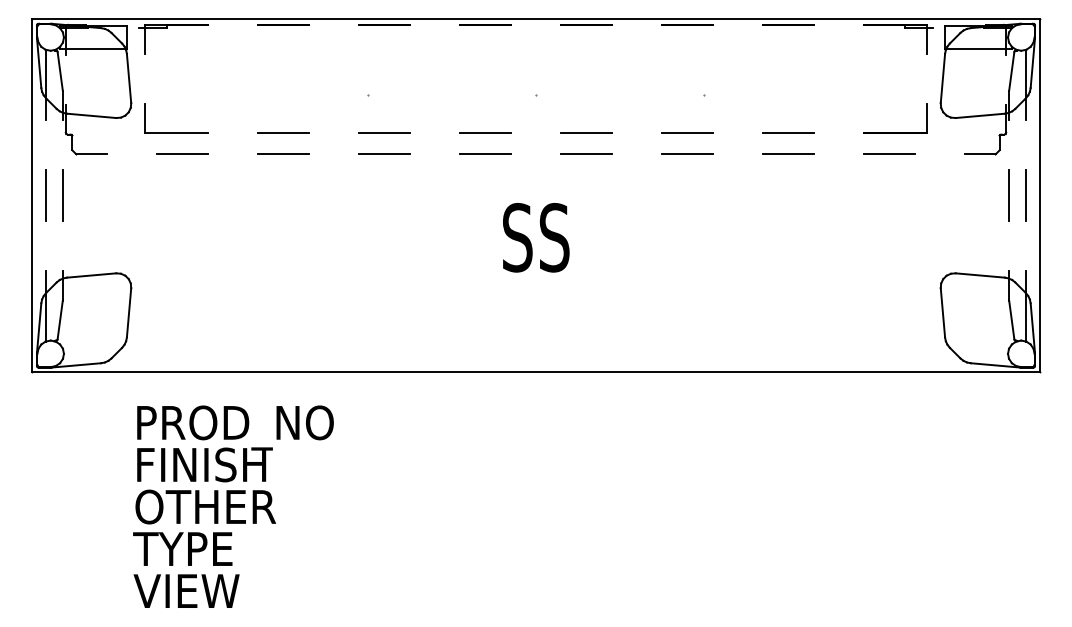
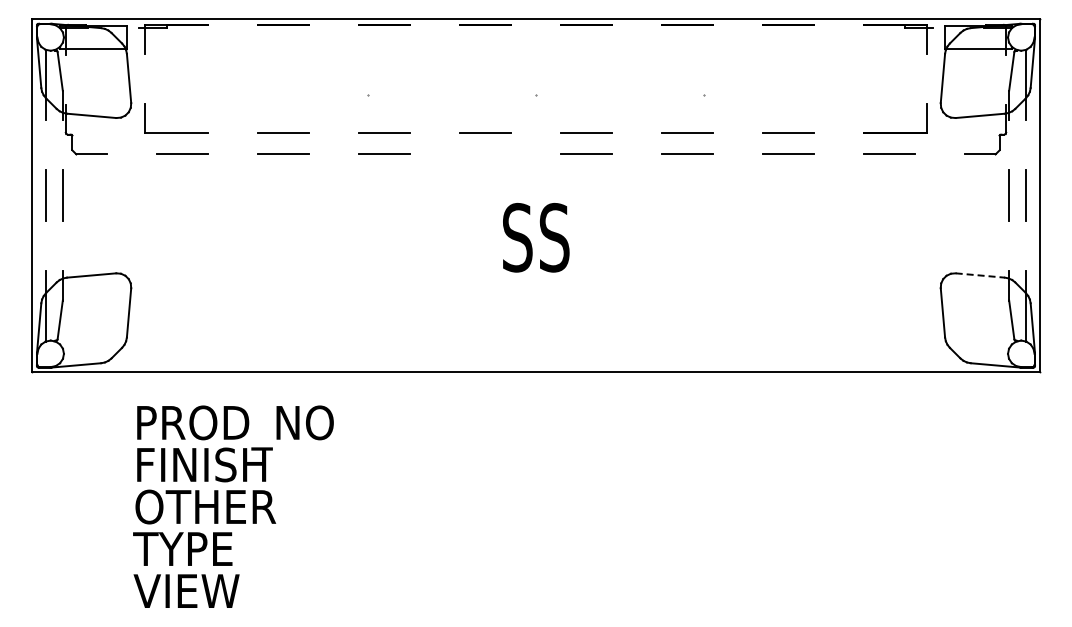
line: present -> none (485, 154)
line: solid -> dashed (980, 275)
